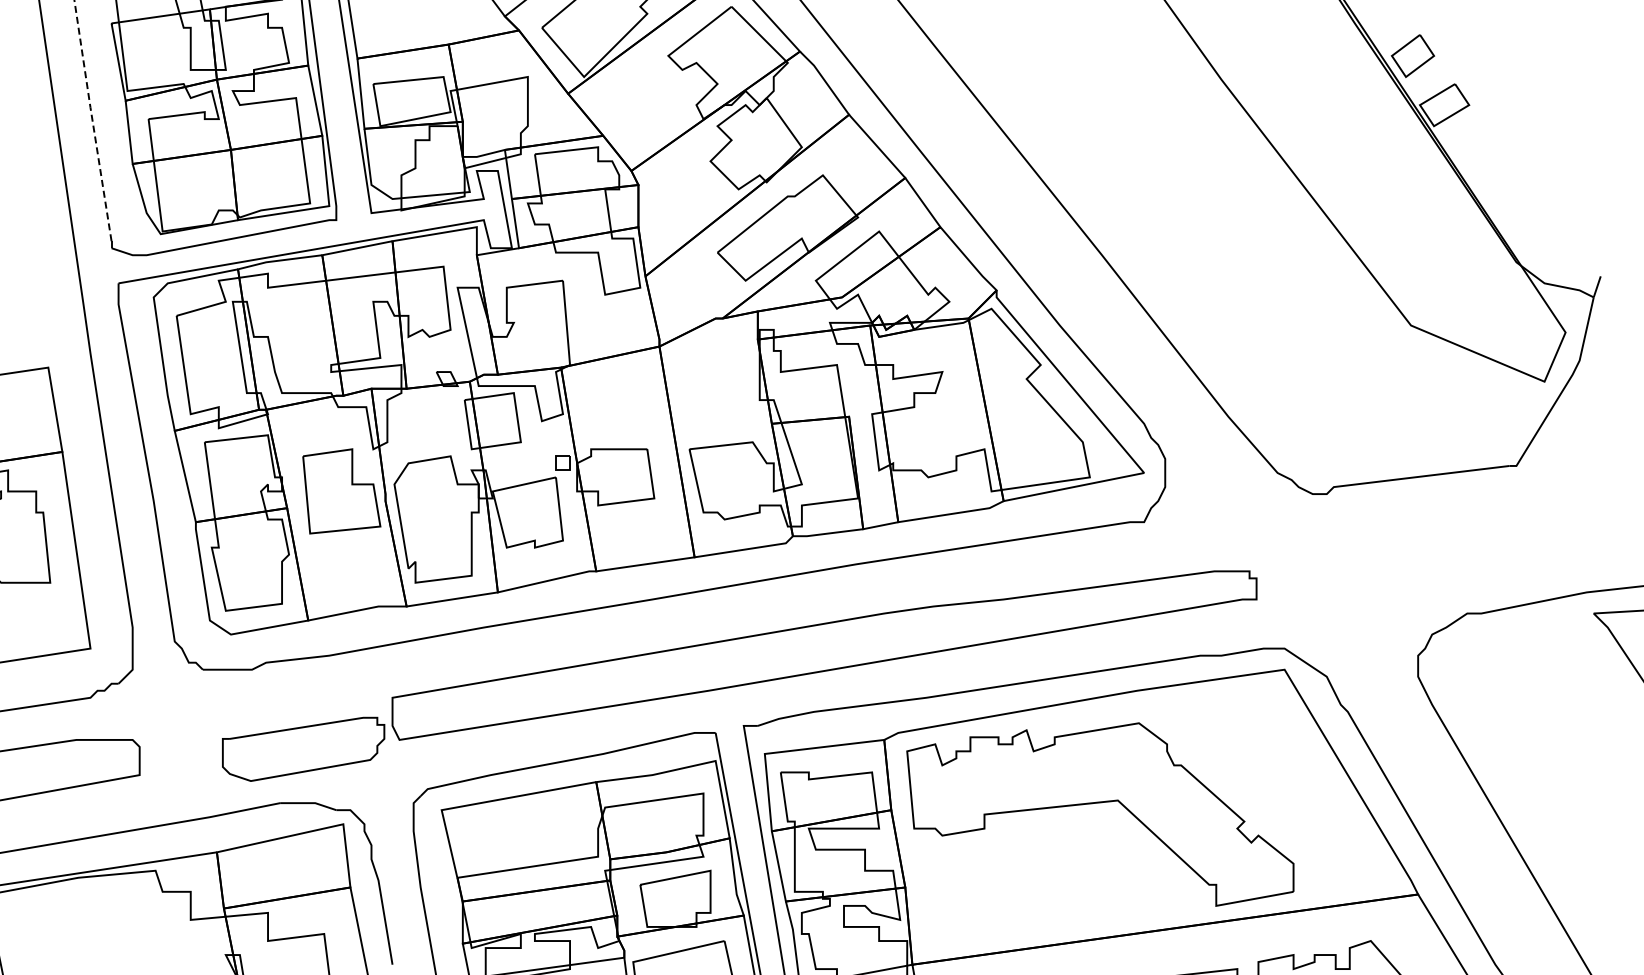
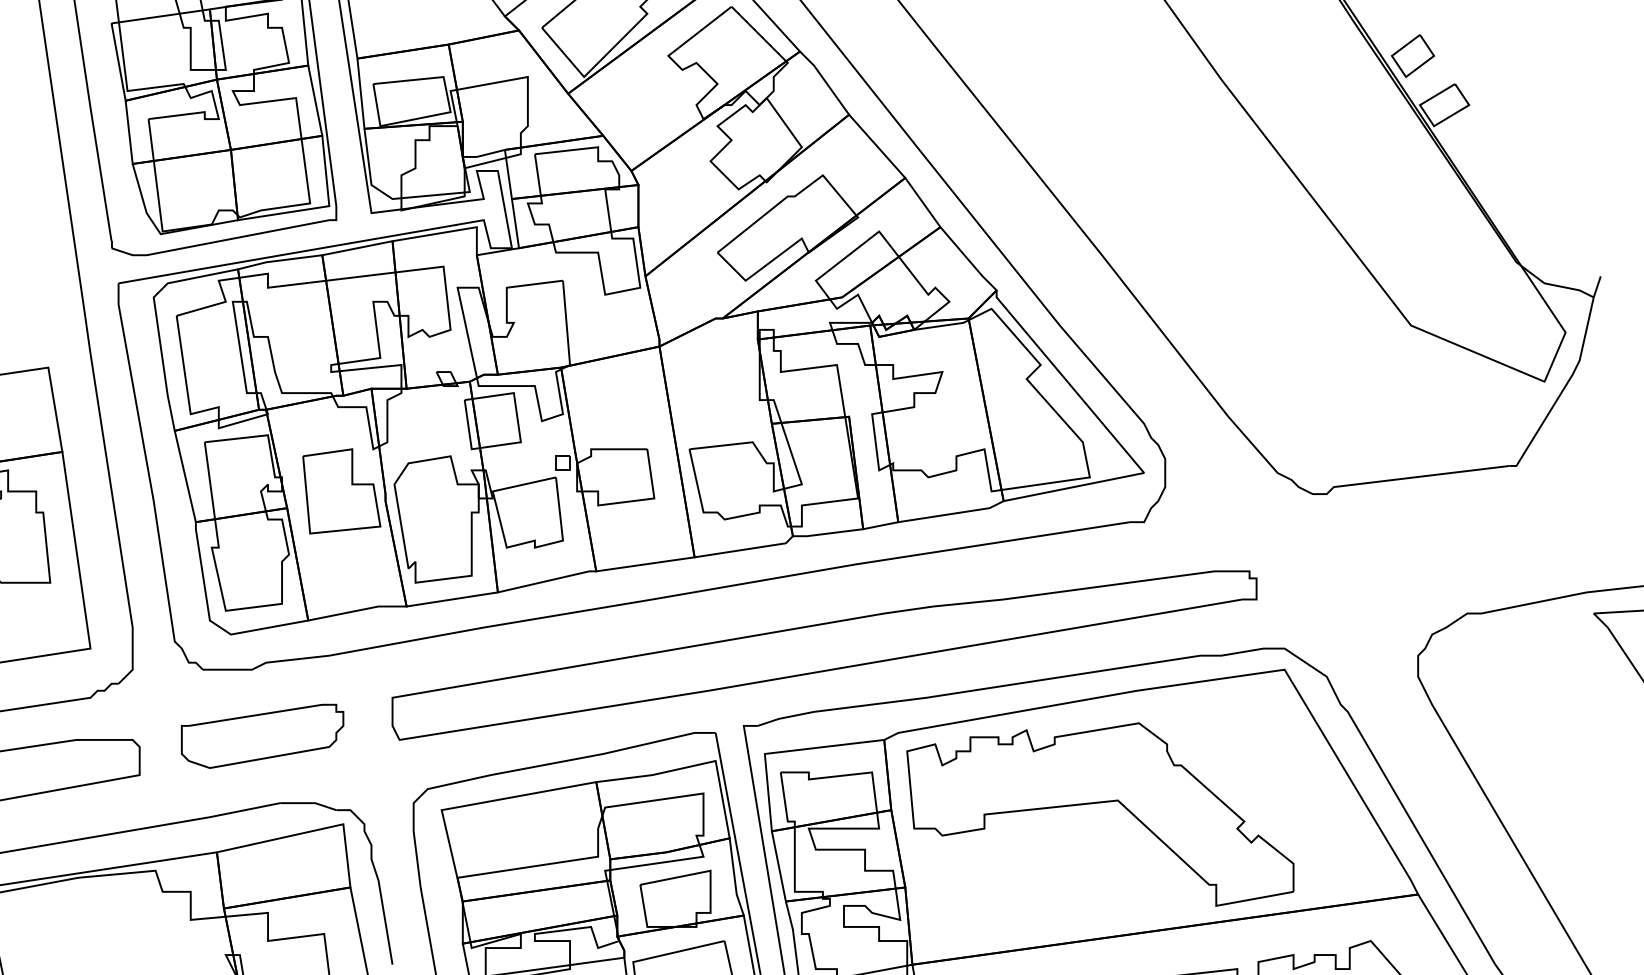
line: dashed -> solid (92, 120)
part position: (303, 748) -> (262, 735) (262, 735)
